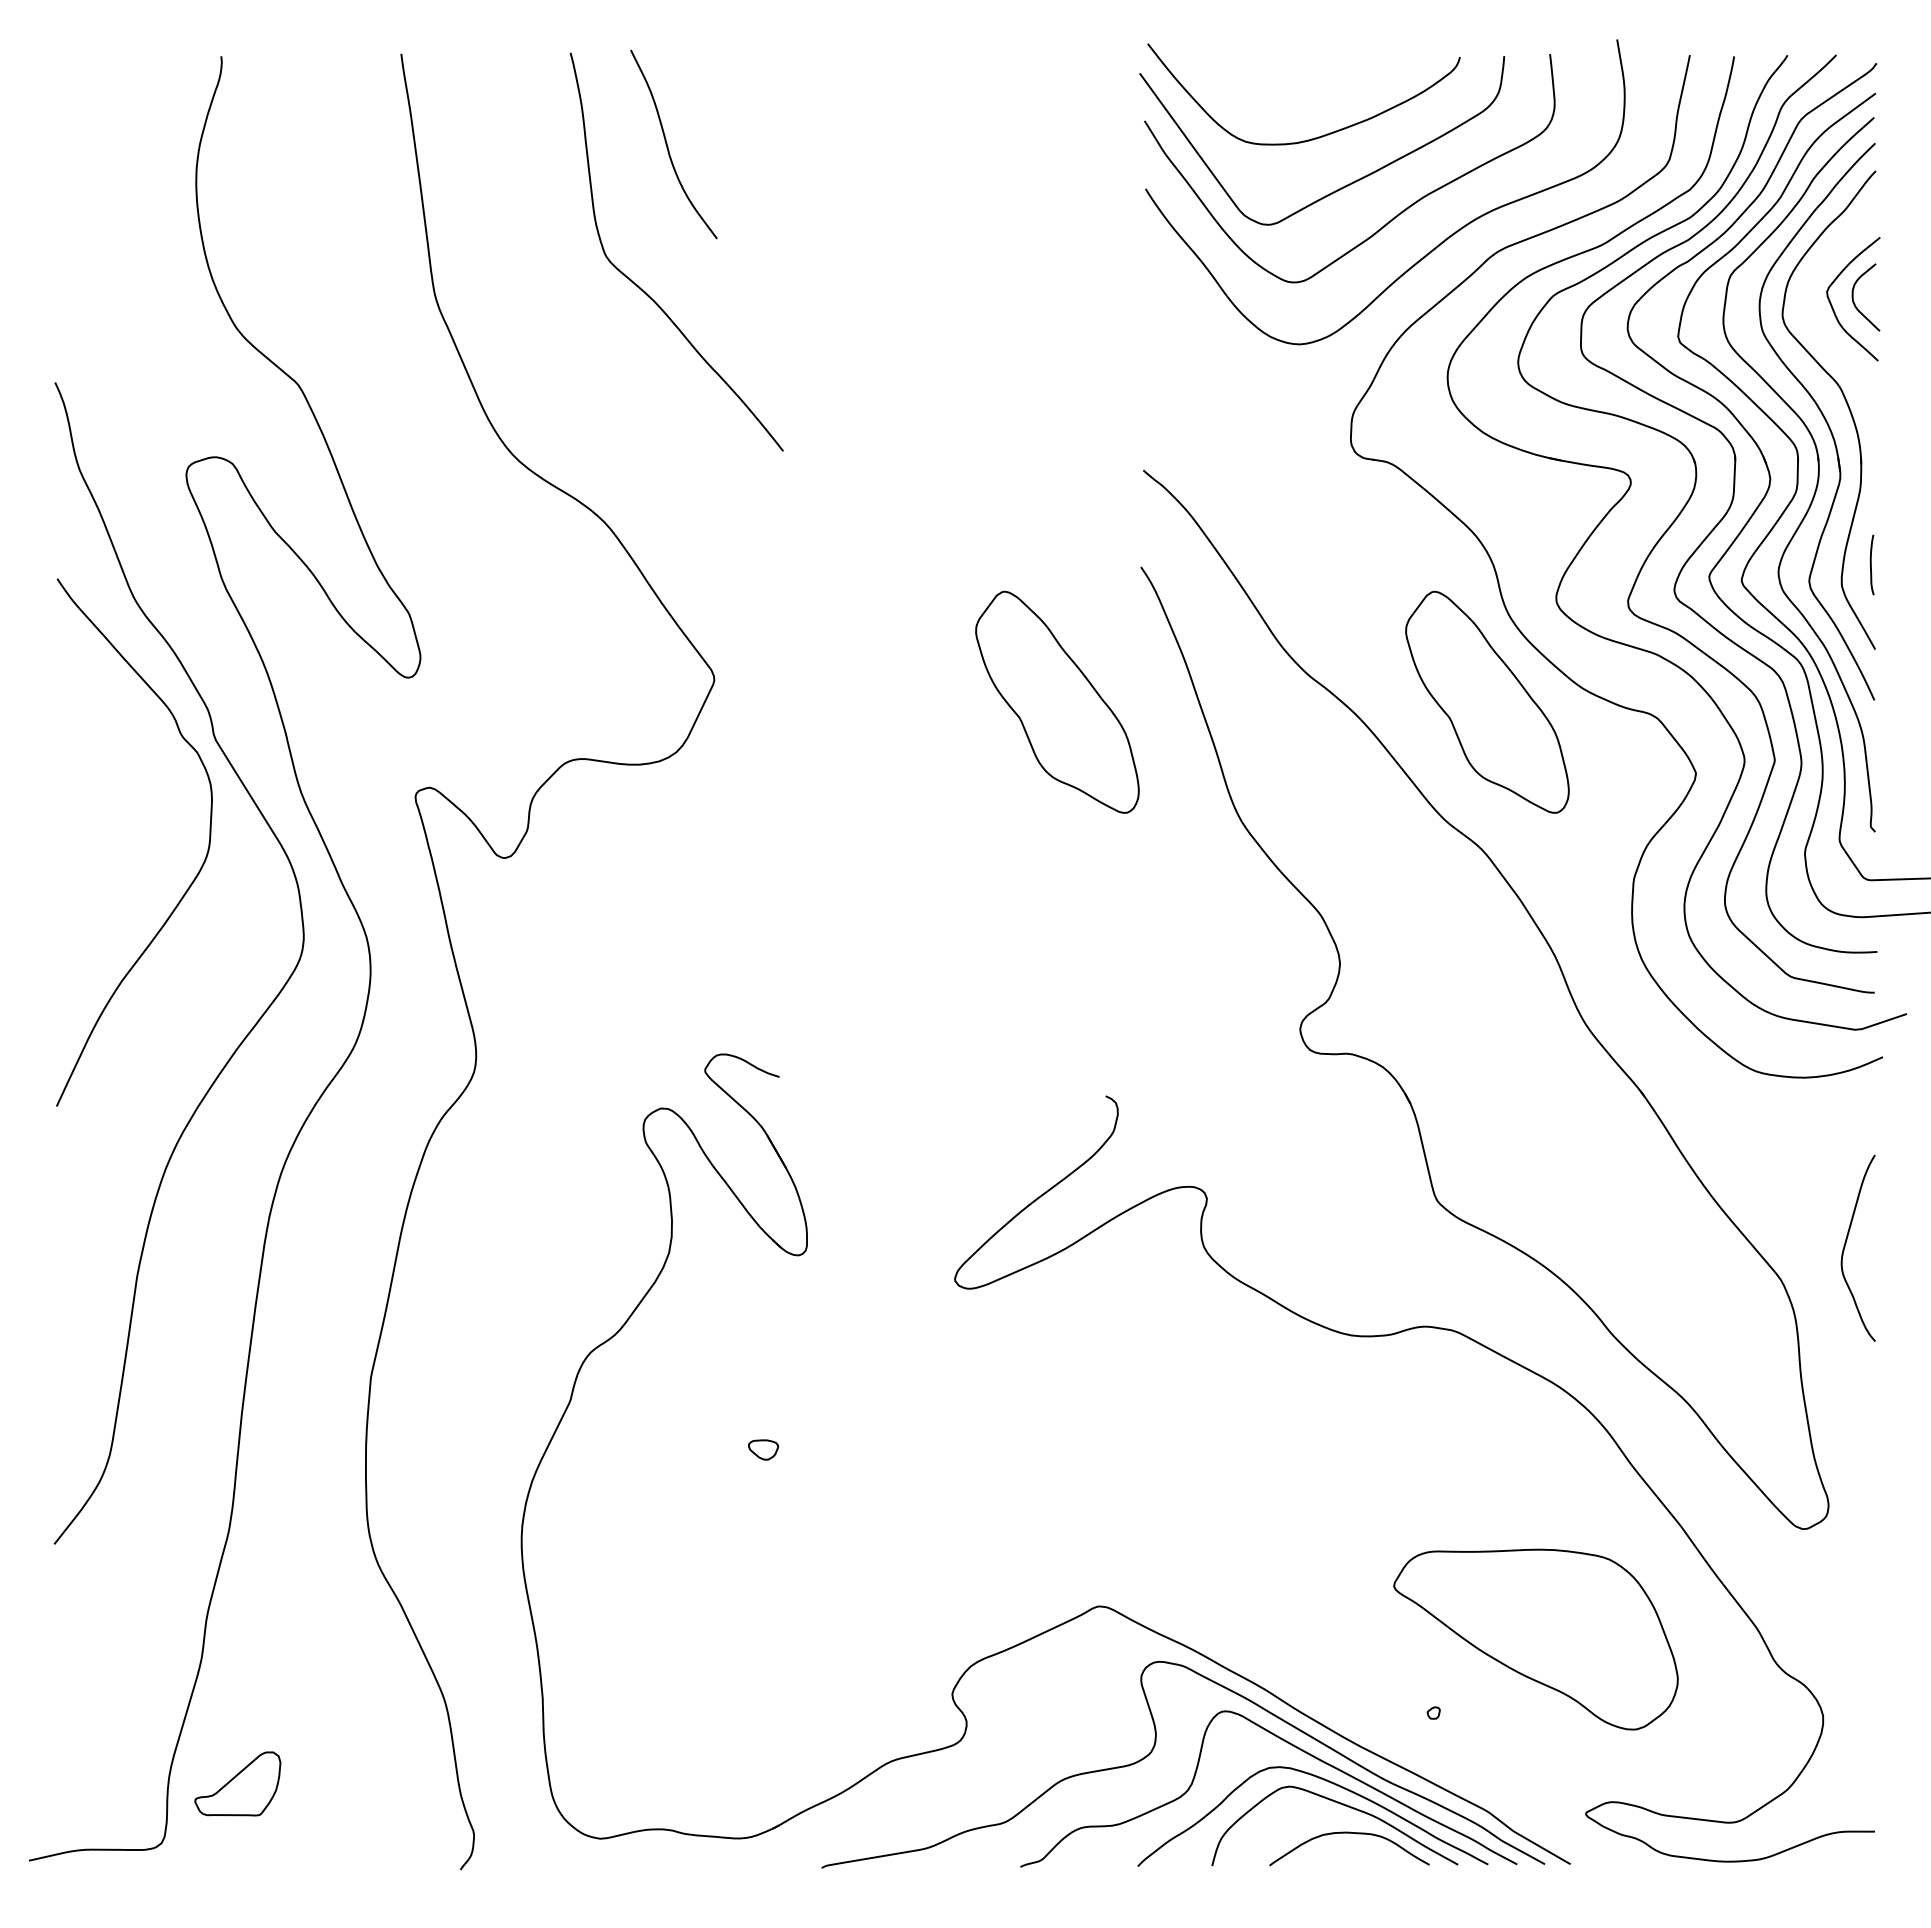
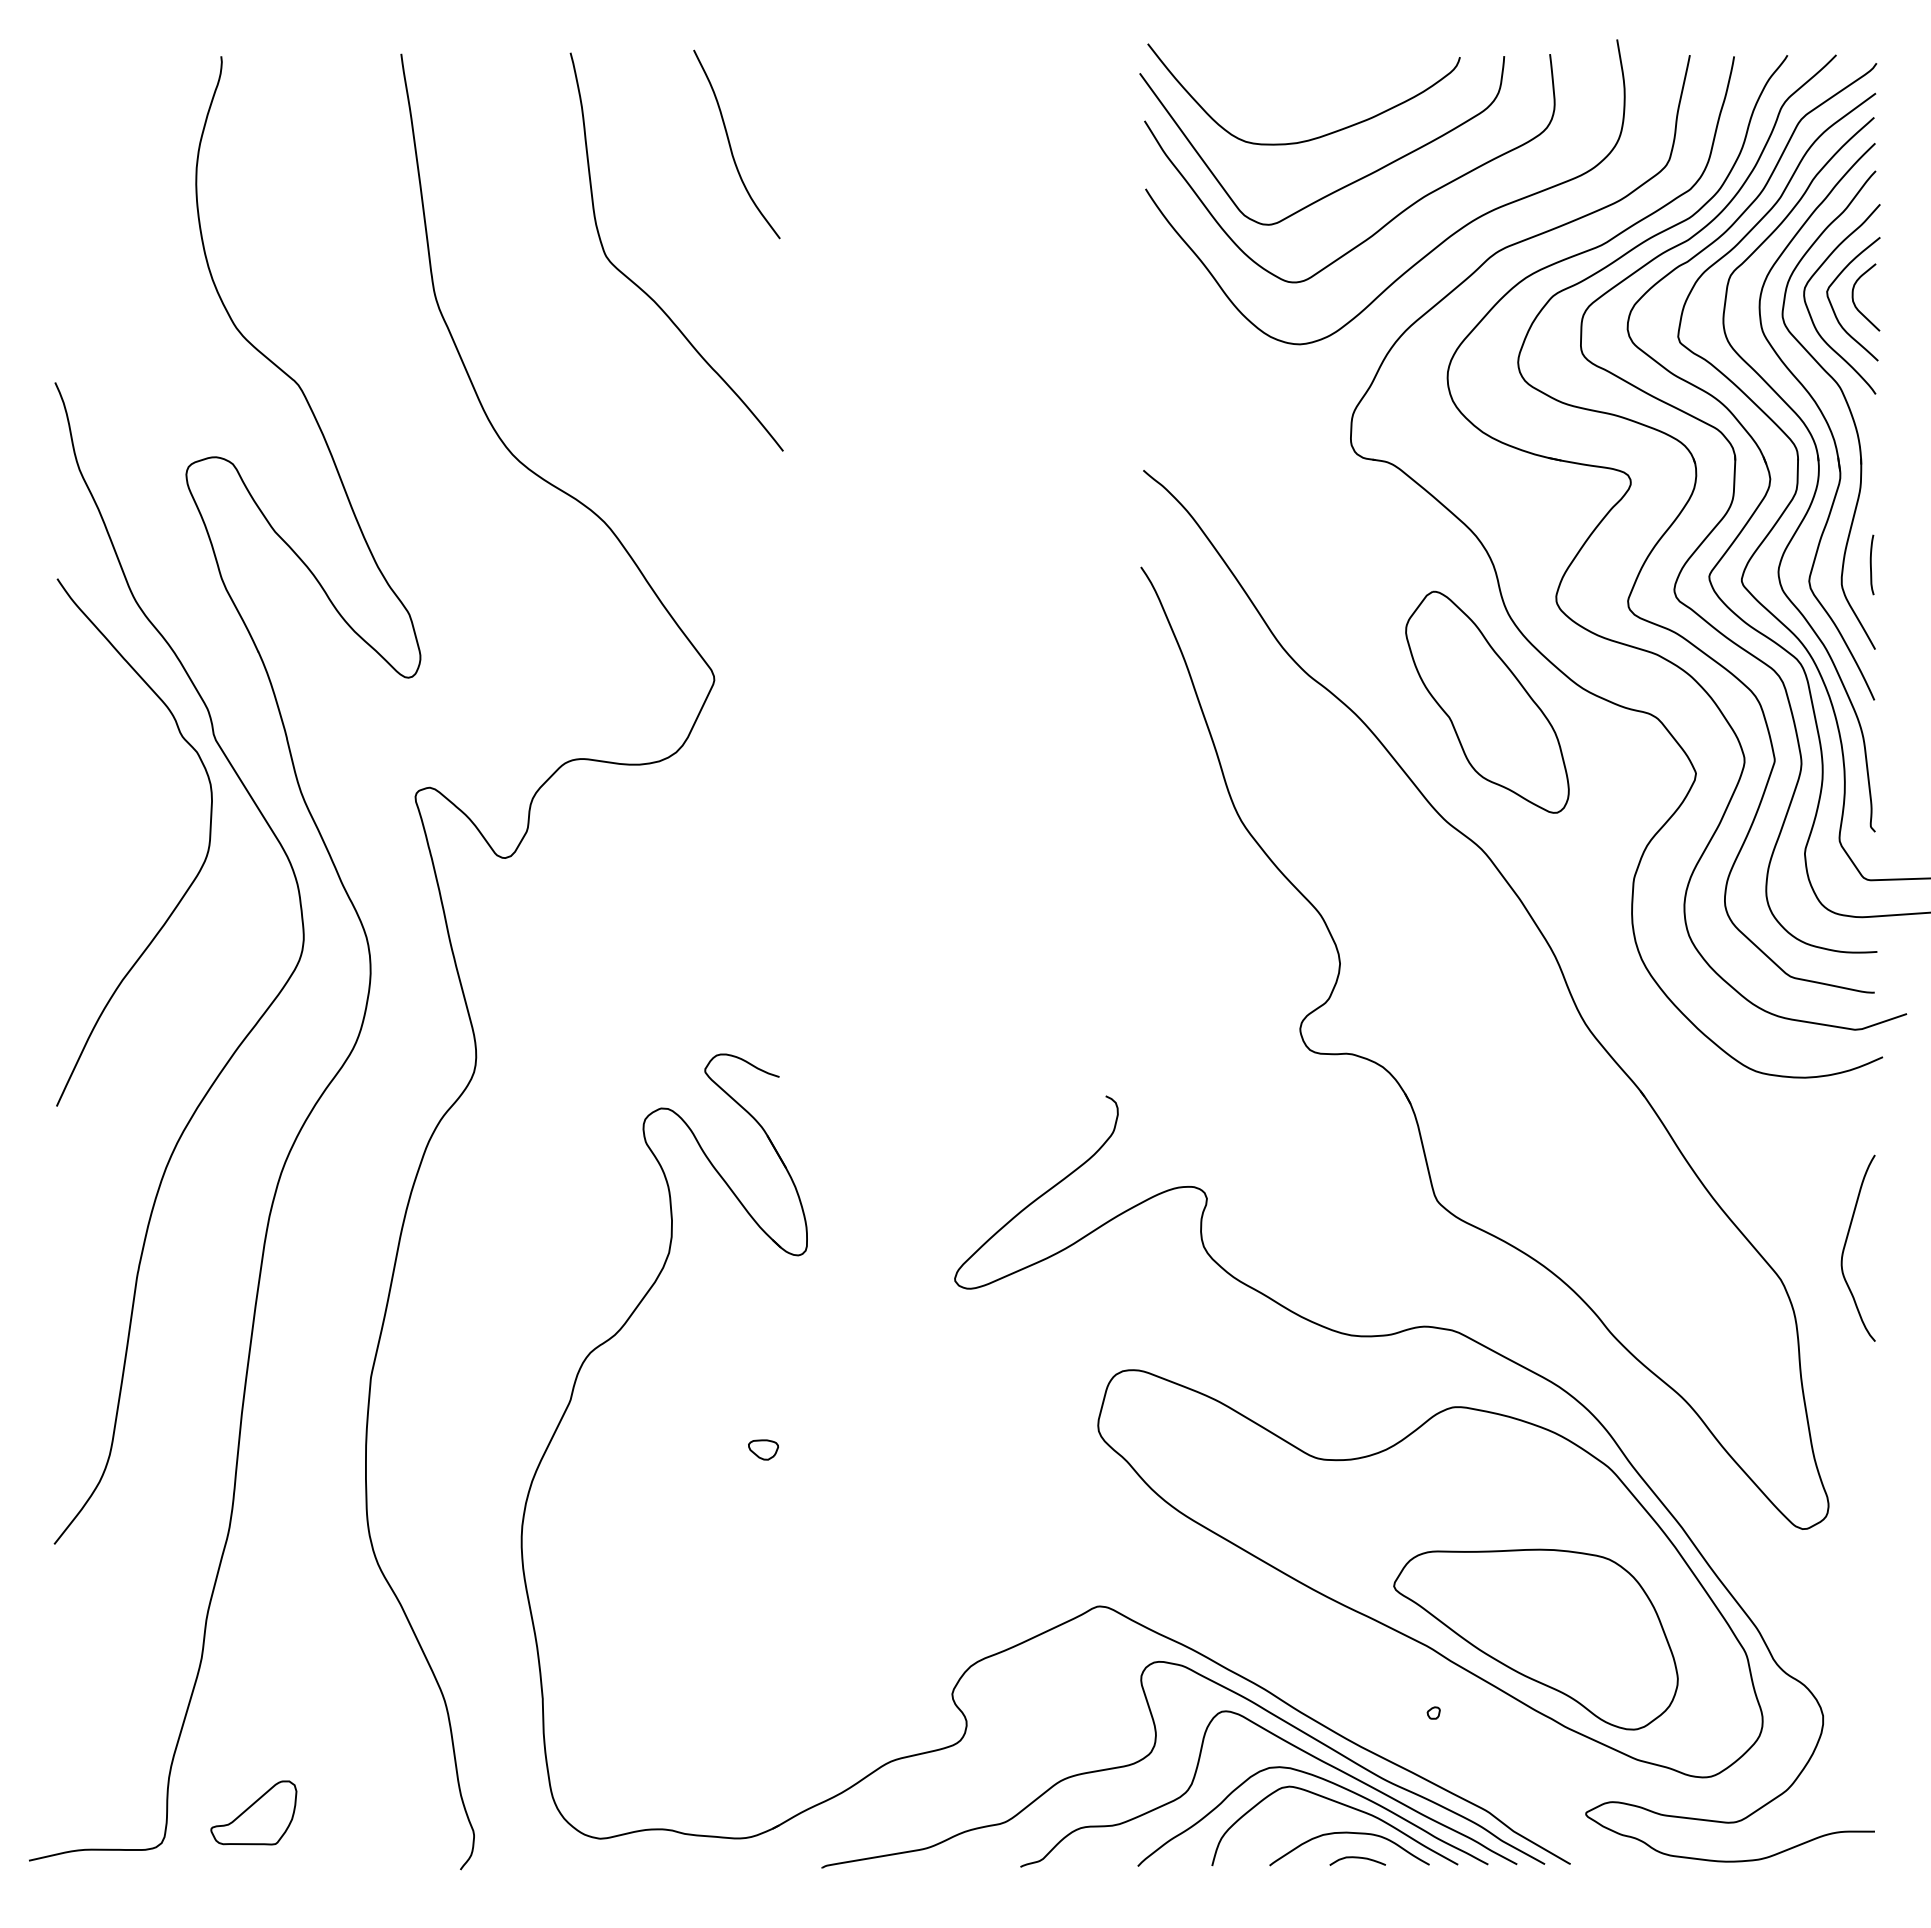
curve position: (668, 146) -> (731, 146) (731, 146)
curve: none -> present (1809, 310)
part: present -> none (1057, 701)
part: none -> present (1430, 1573)
part position: (237, 1783) -> (253, 1812) (253, 1812)
curve: none -> present (1357, 1858)
